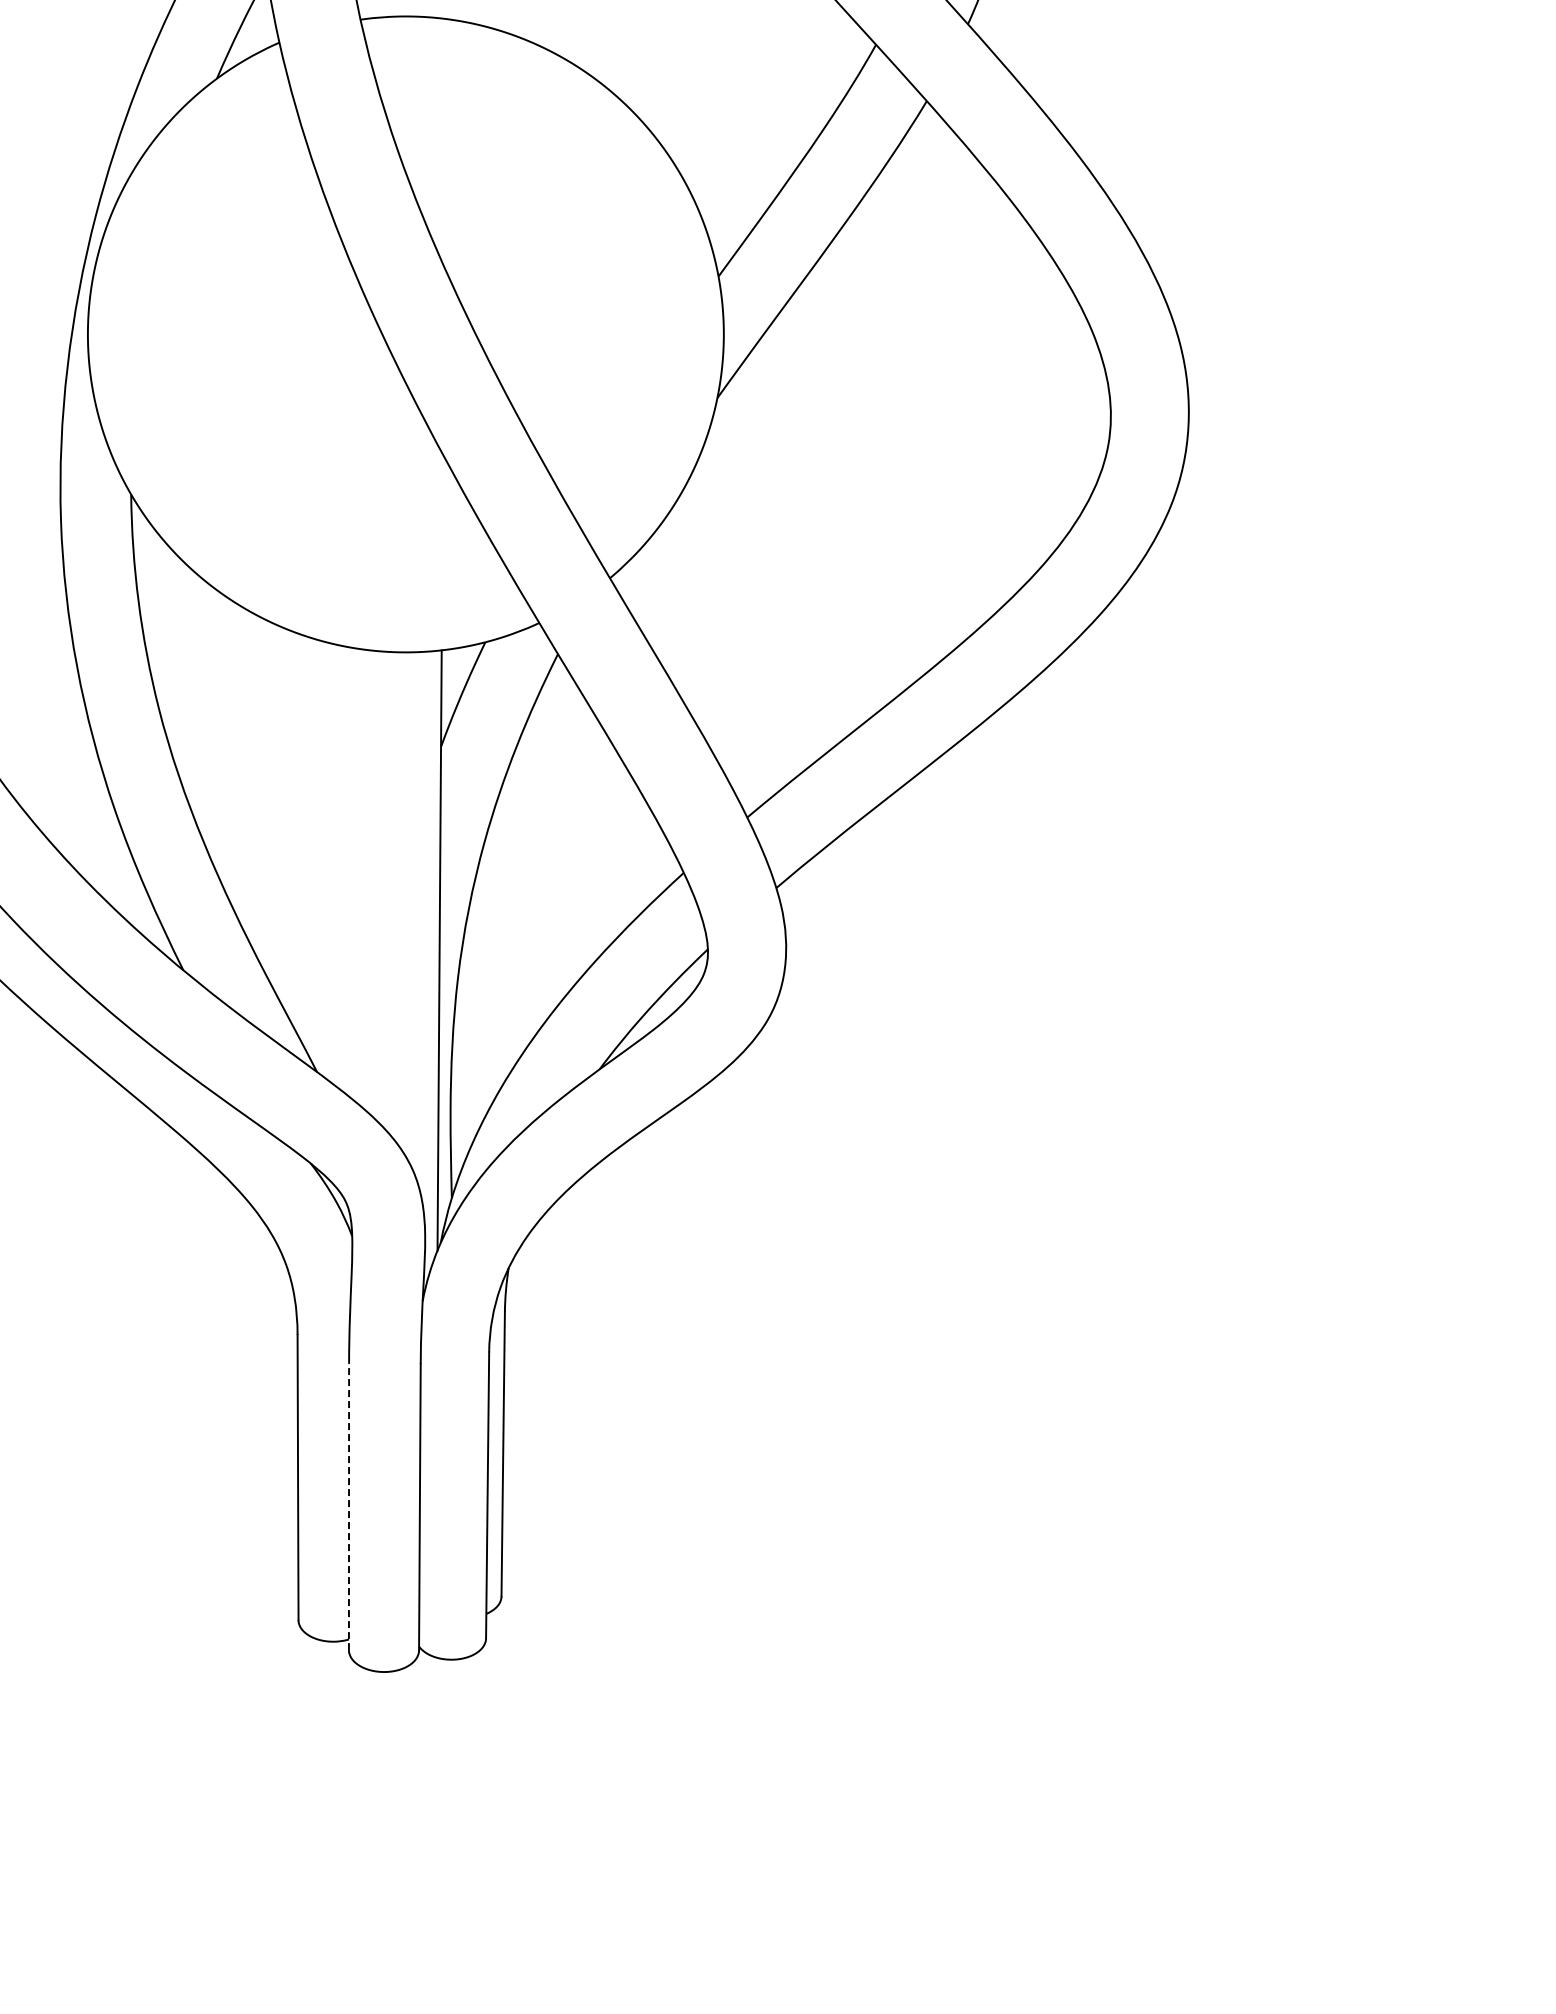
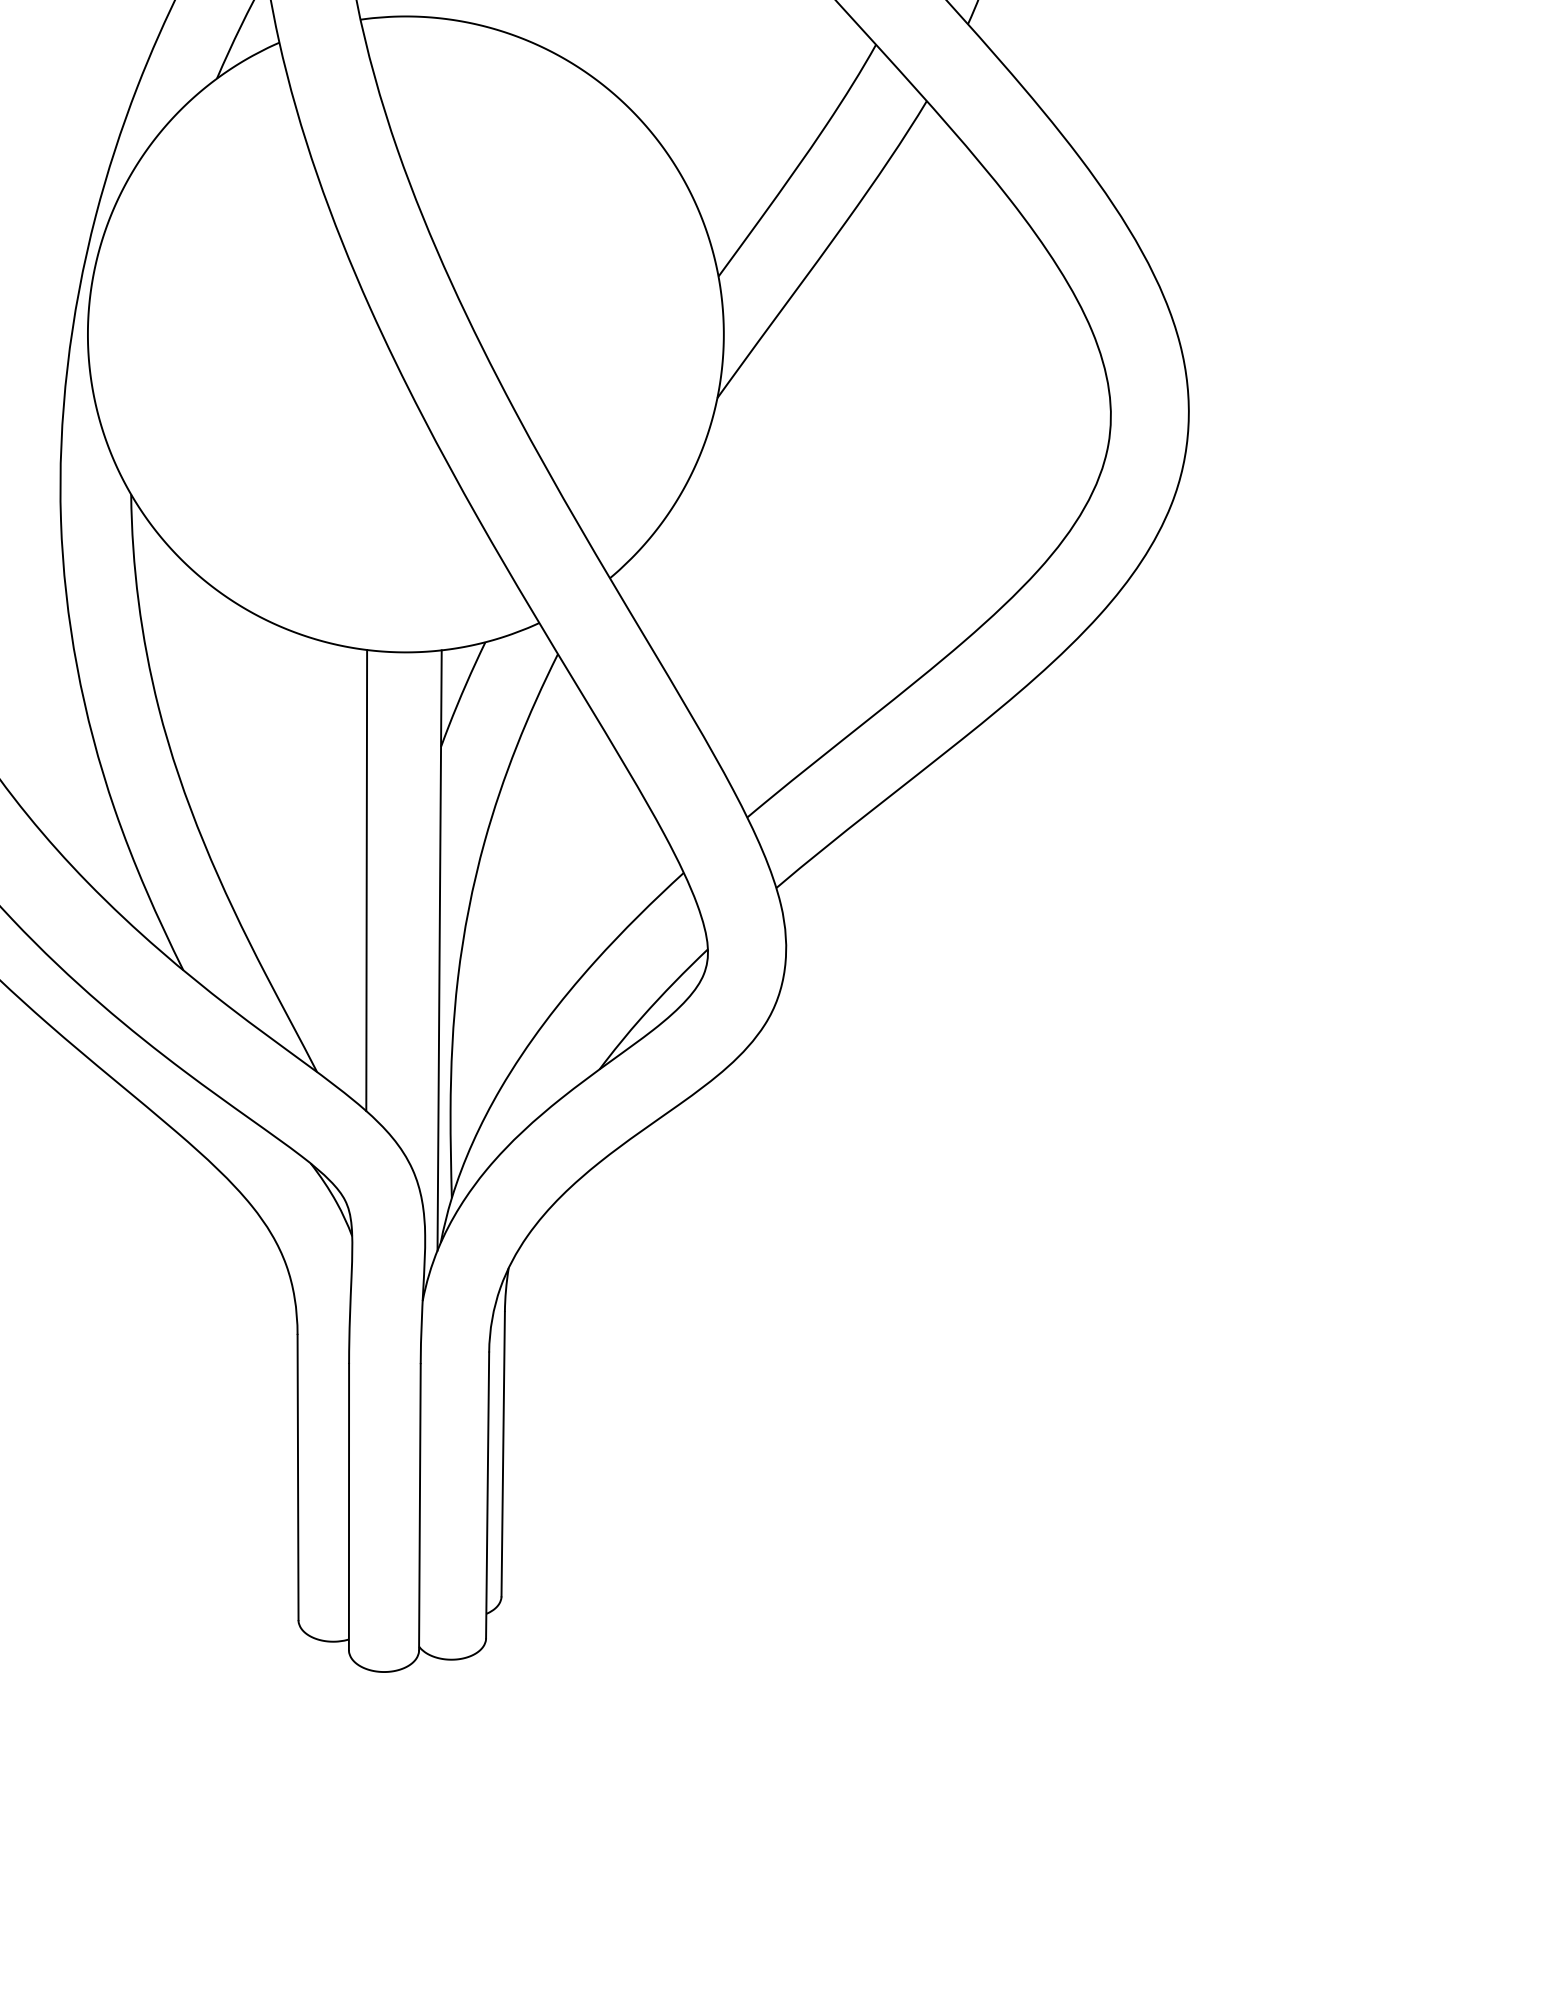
line: none -> present (366, 880)
line: dashed -> solid (349, 1506)
